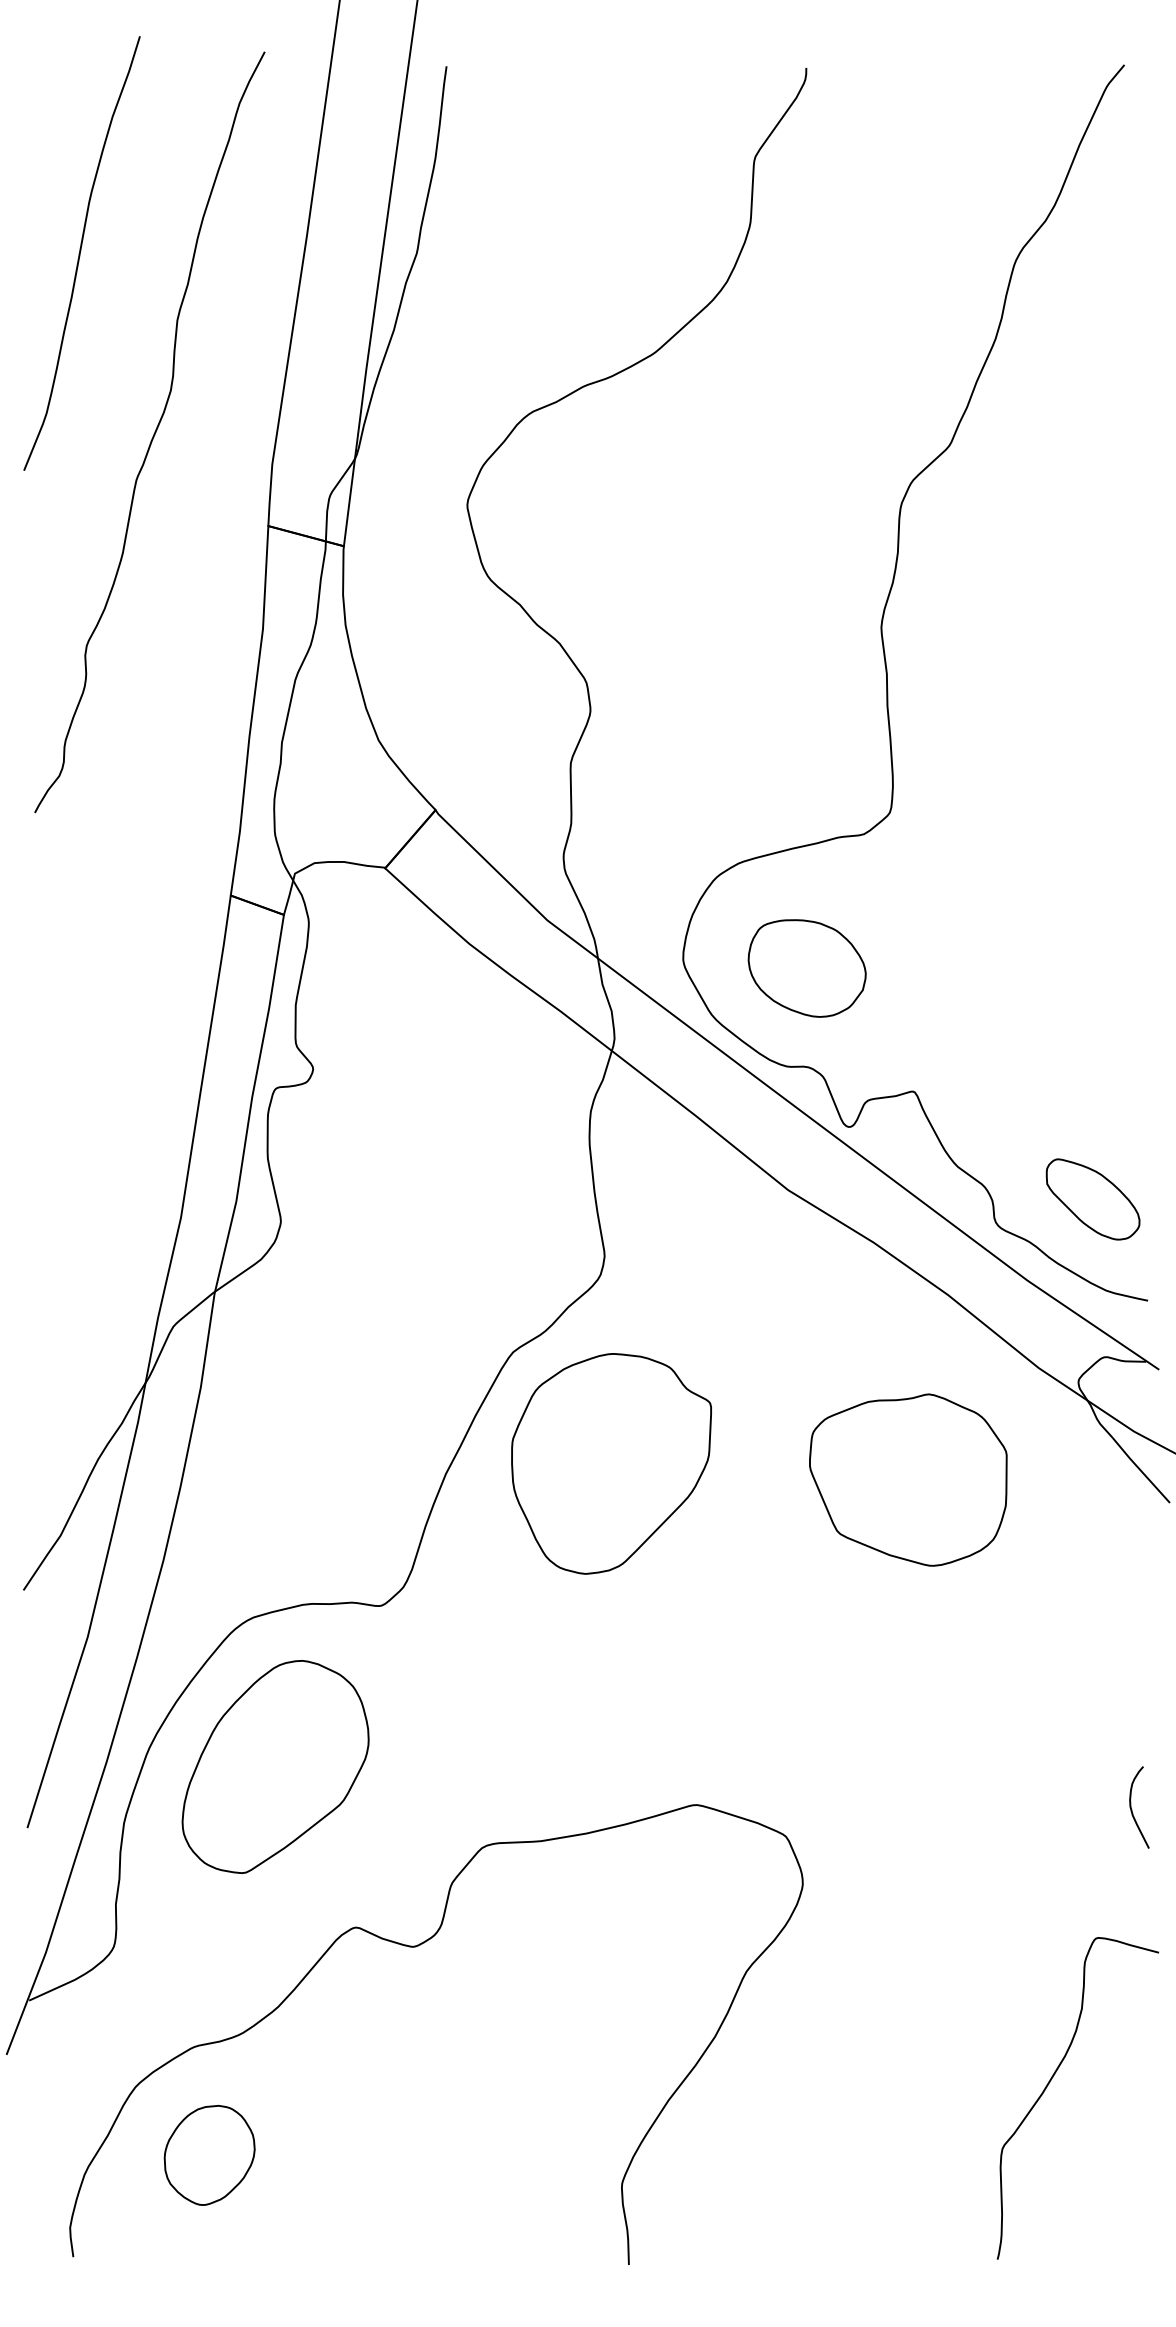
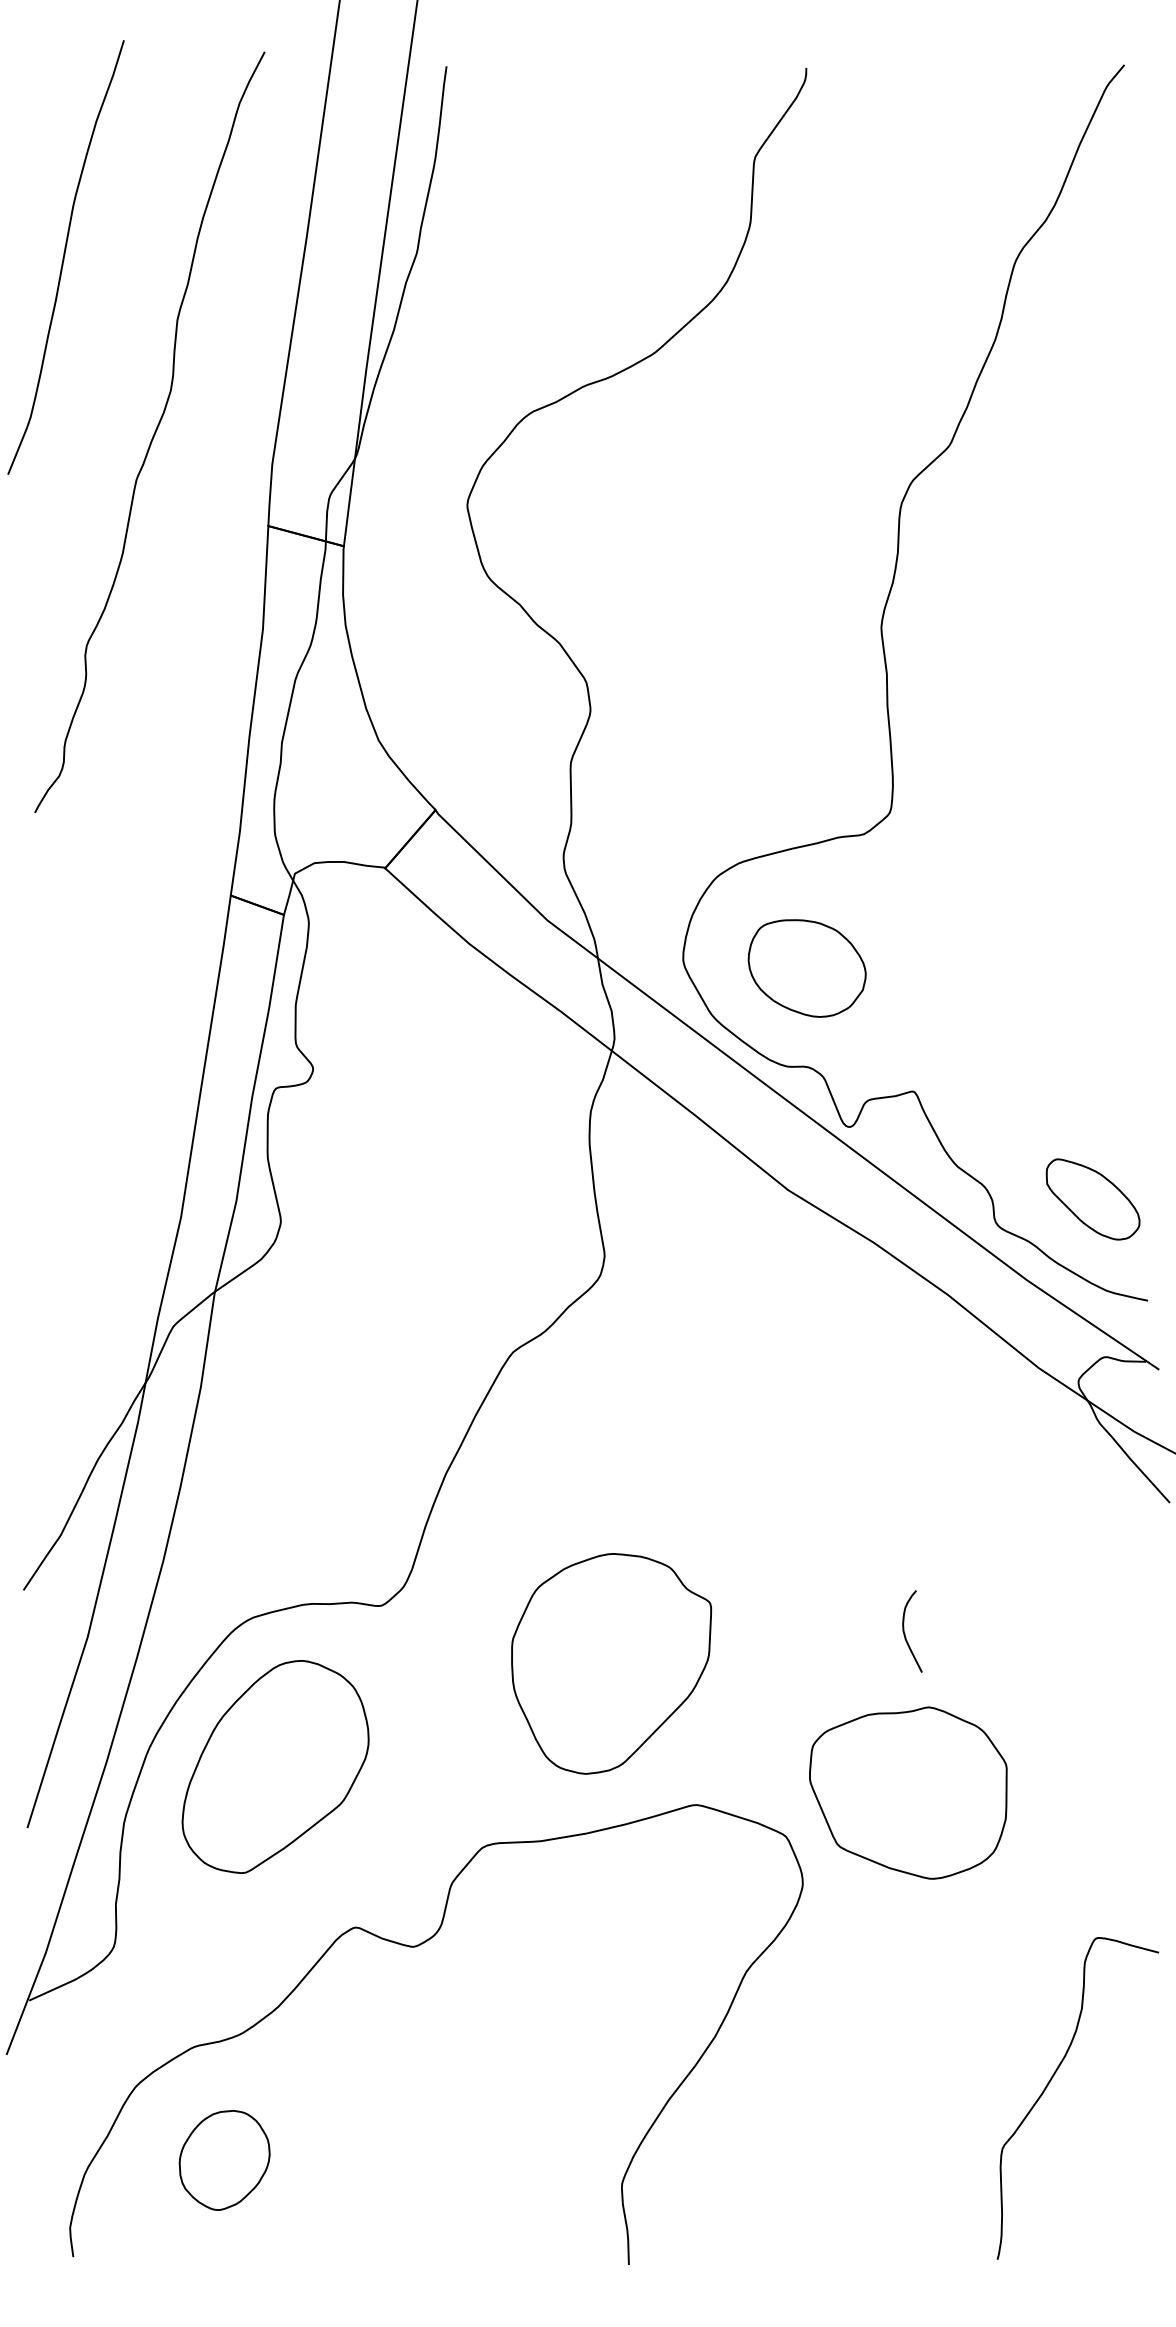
curve position: (80, 253) -> (64, 257) (64, 257)
part position: (611, 1463) -> (611, 1663) (611, 1663)
part position: (908, 1479) -> (908, 1792) (908, 1792)
curve position: (1132, 1809) -> (905, 1633) (905, 1633)
part position: (209, 2154) -> (224, 2159) (224, 2159)
